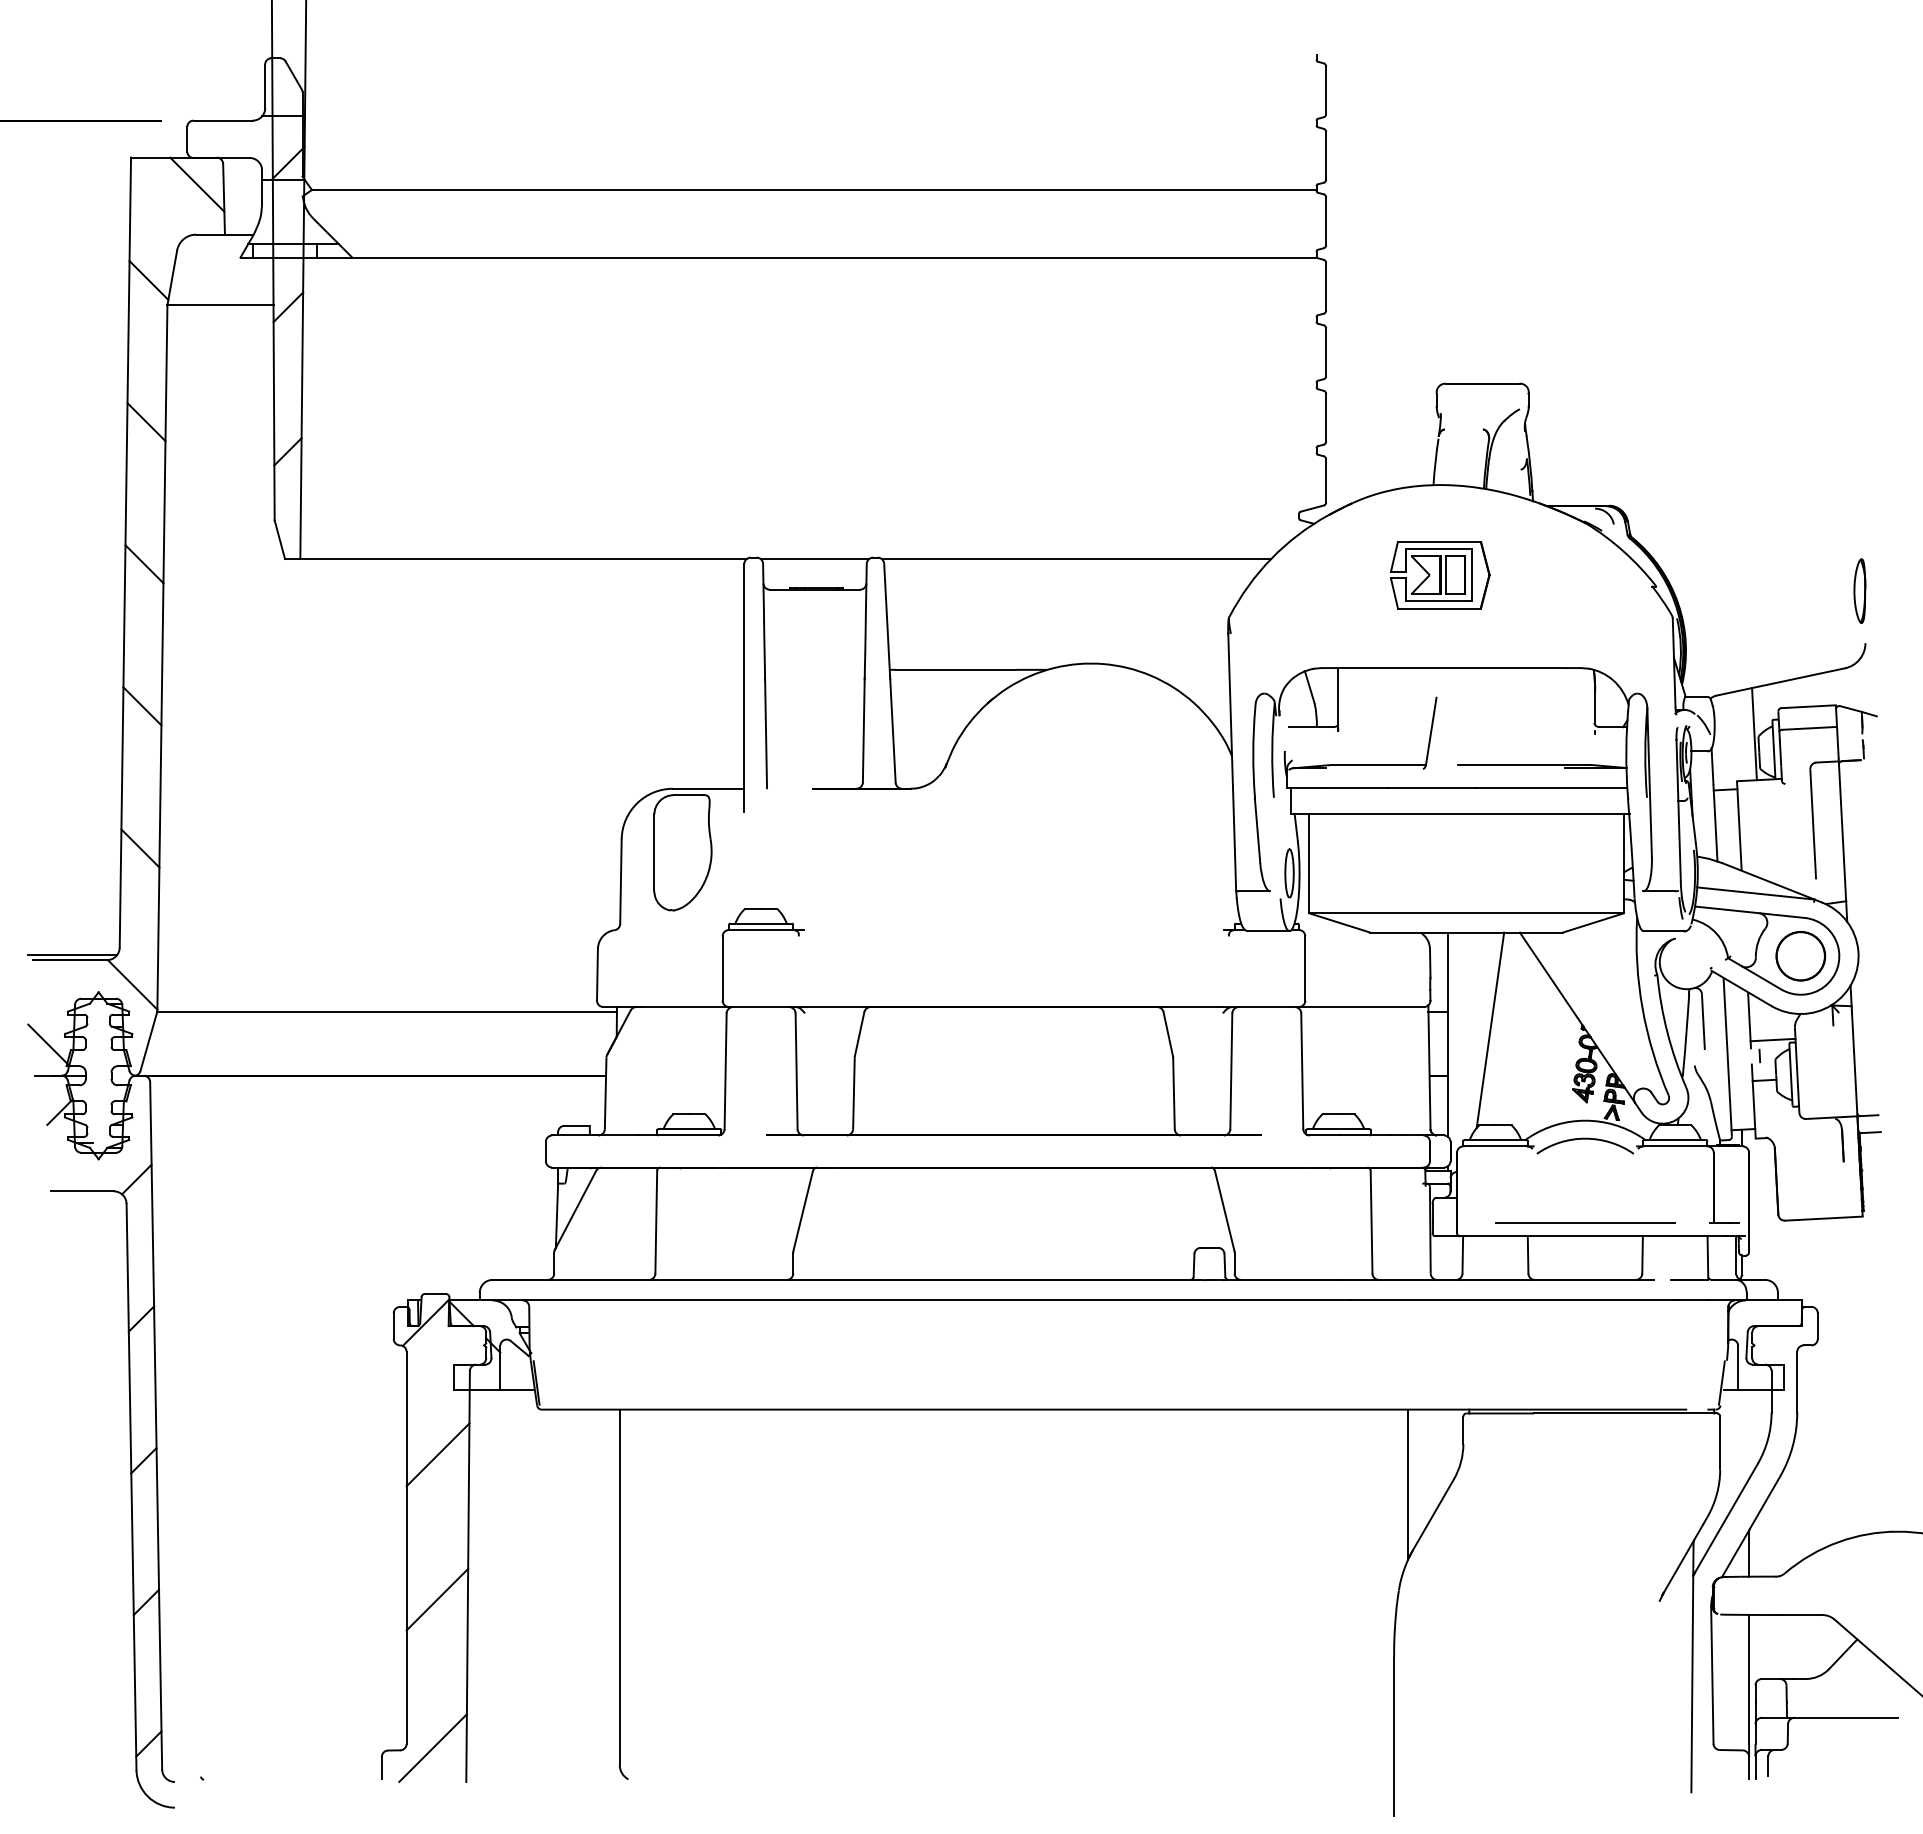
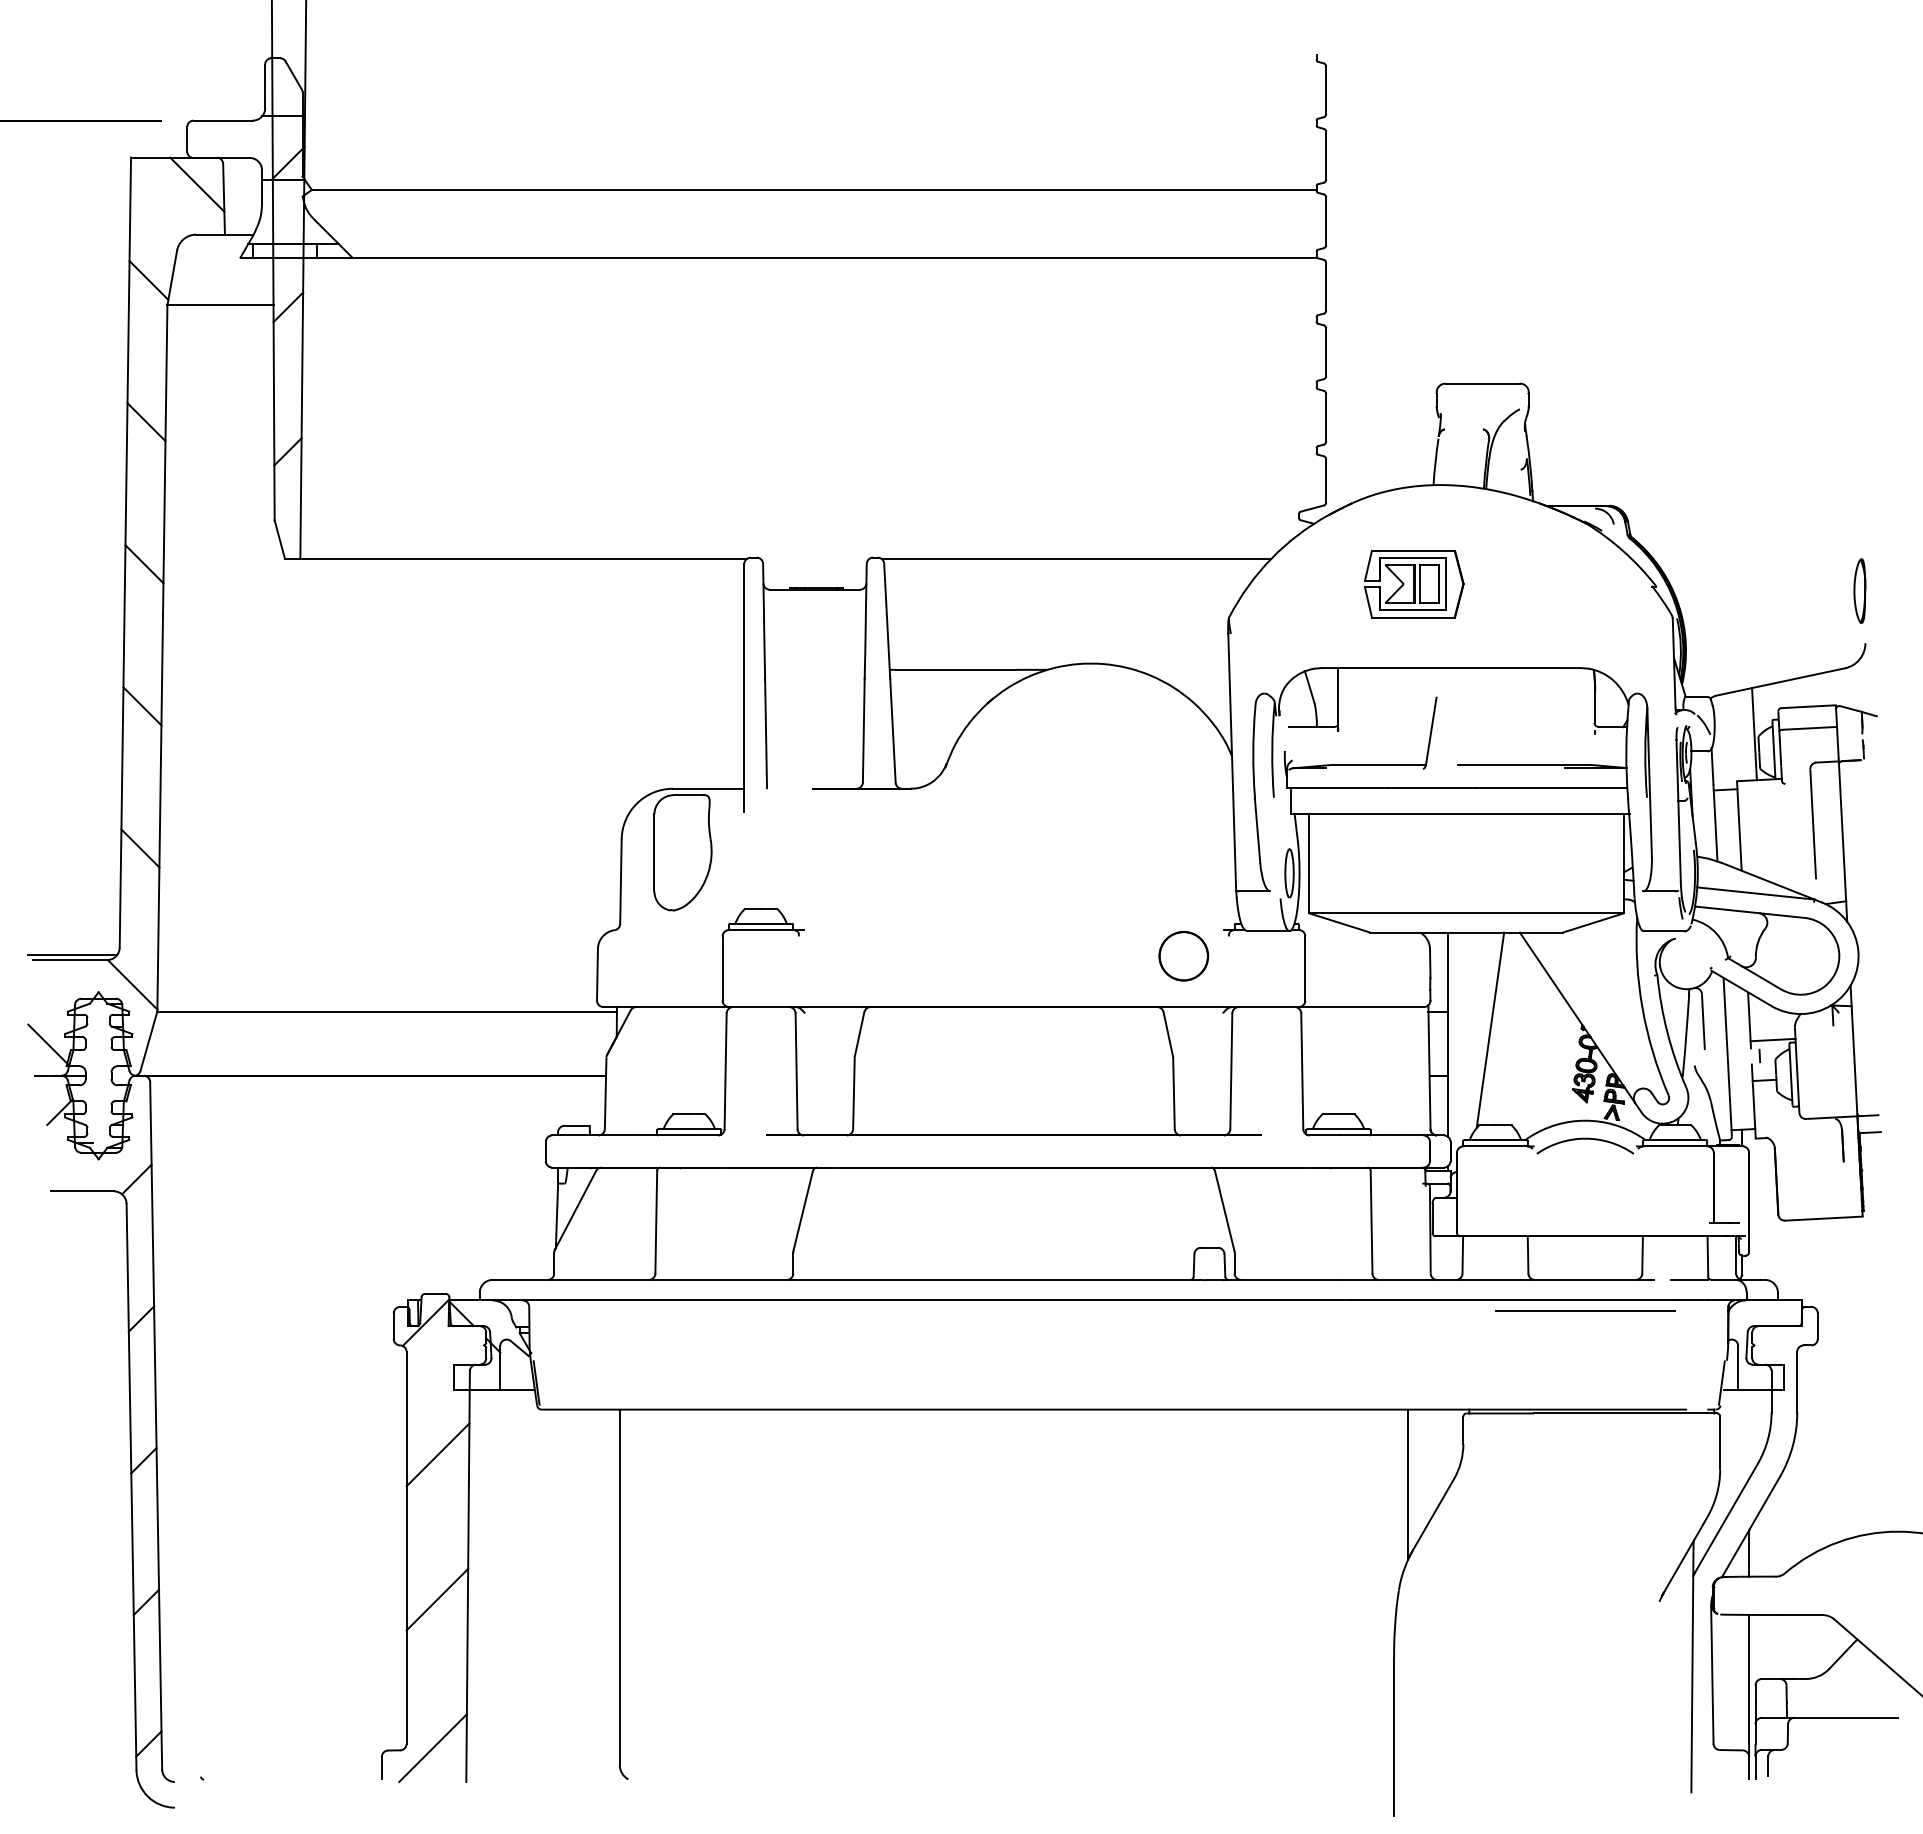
line: present -> none (814, 558)
part position: (1440, 575) -> (1414, 584) (1414, 584)
part position: (1800, 956) -> (1183, 956) (1183, 956)
line position: (1585, 1222) -> (1585, 1310) (1585, 1310)
